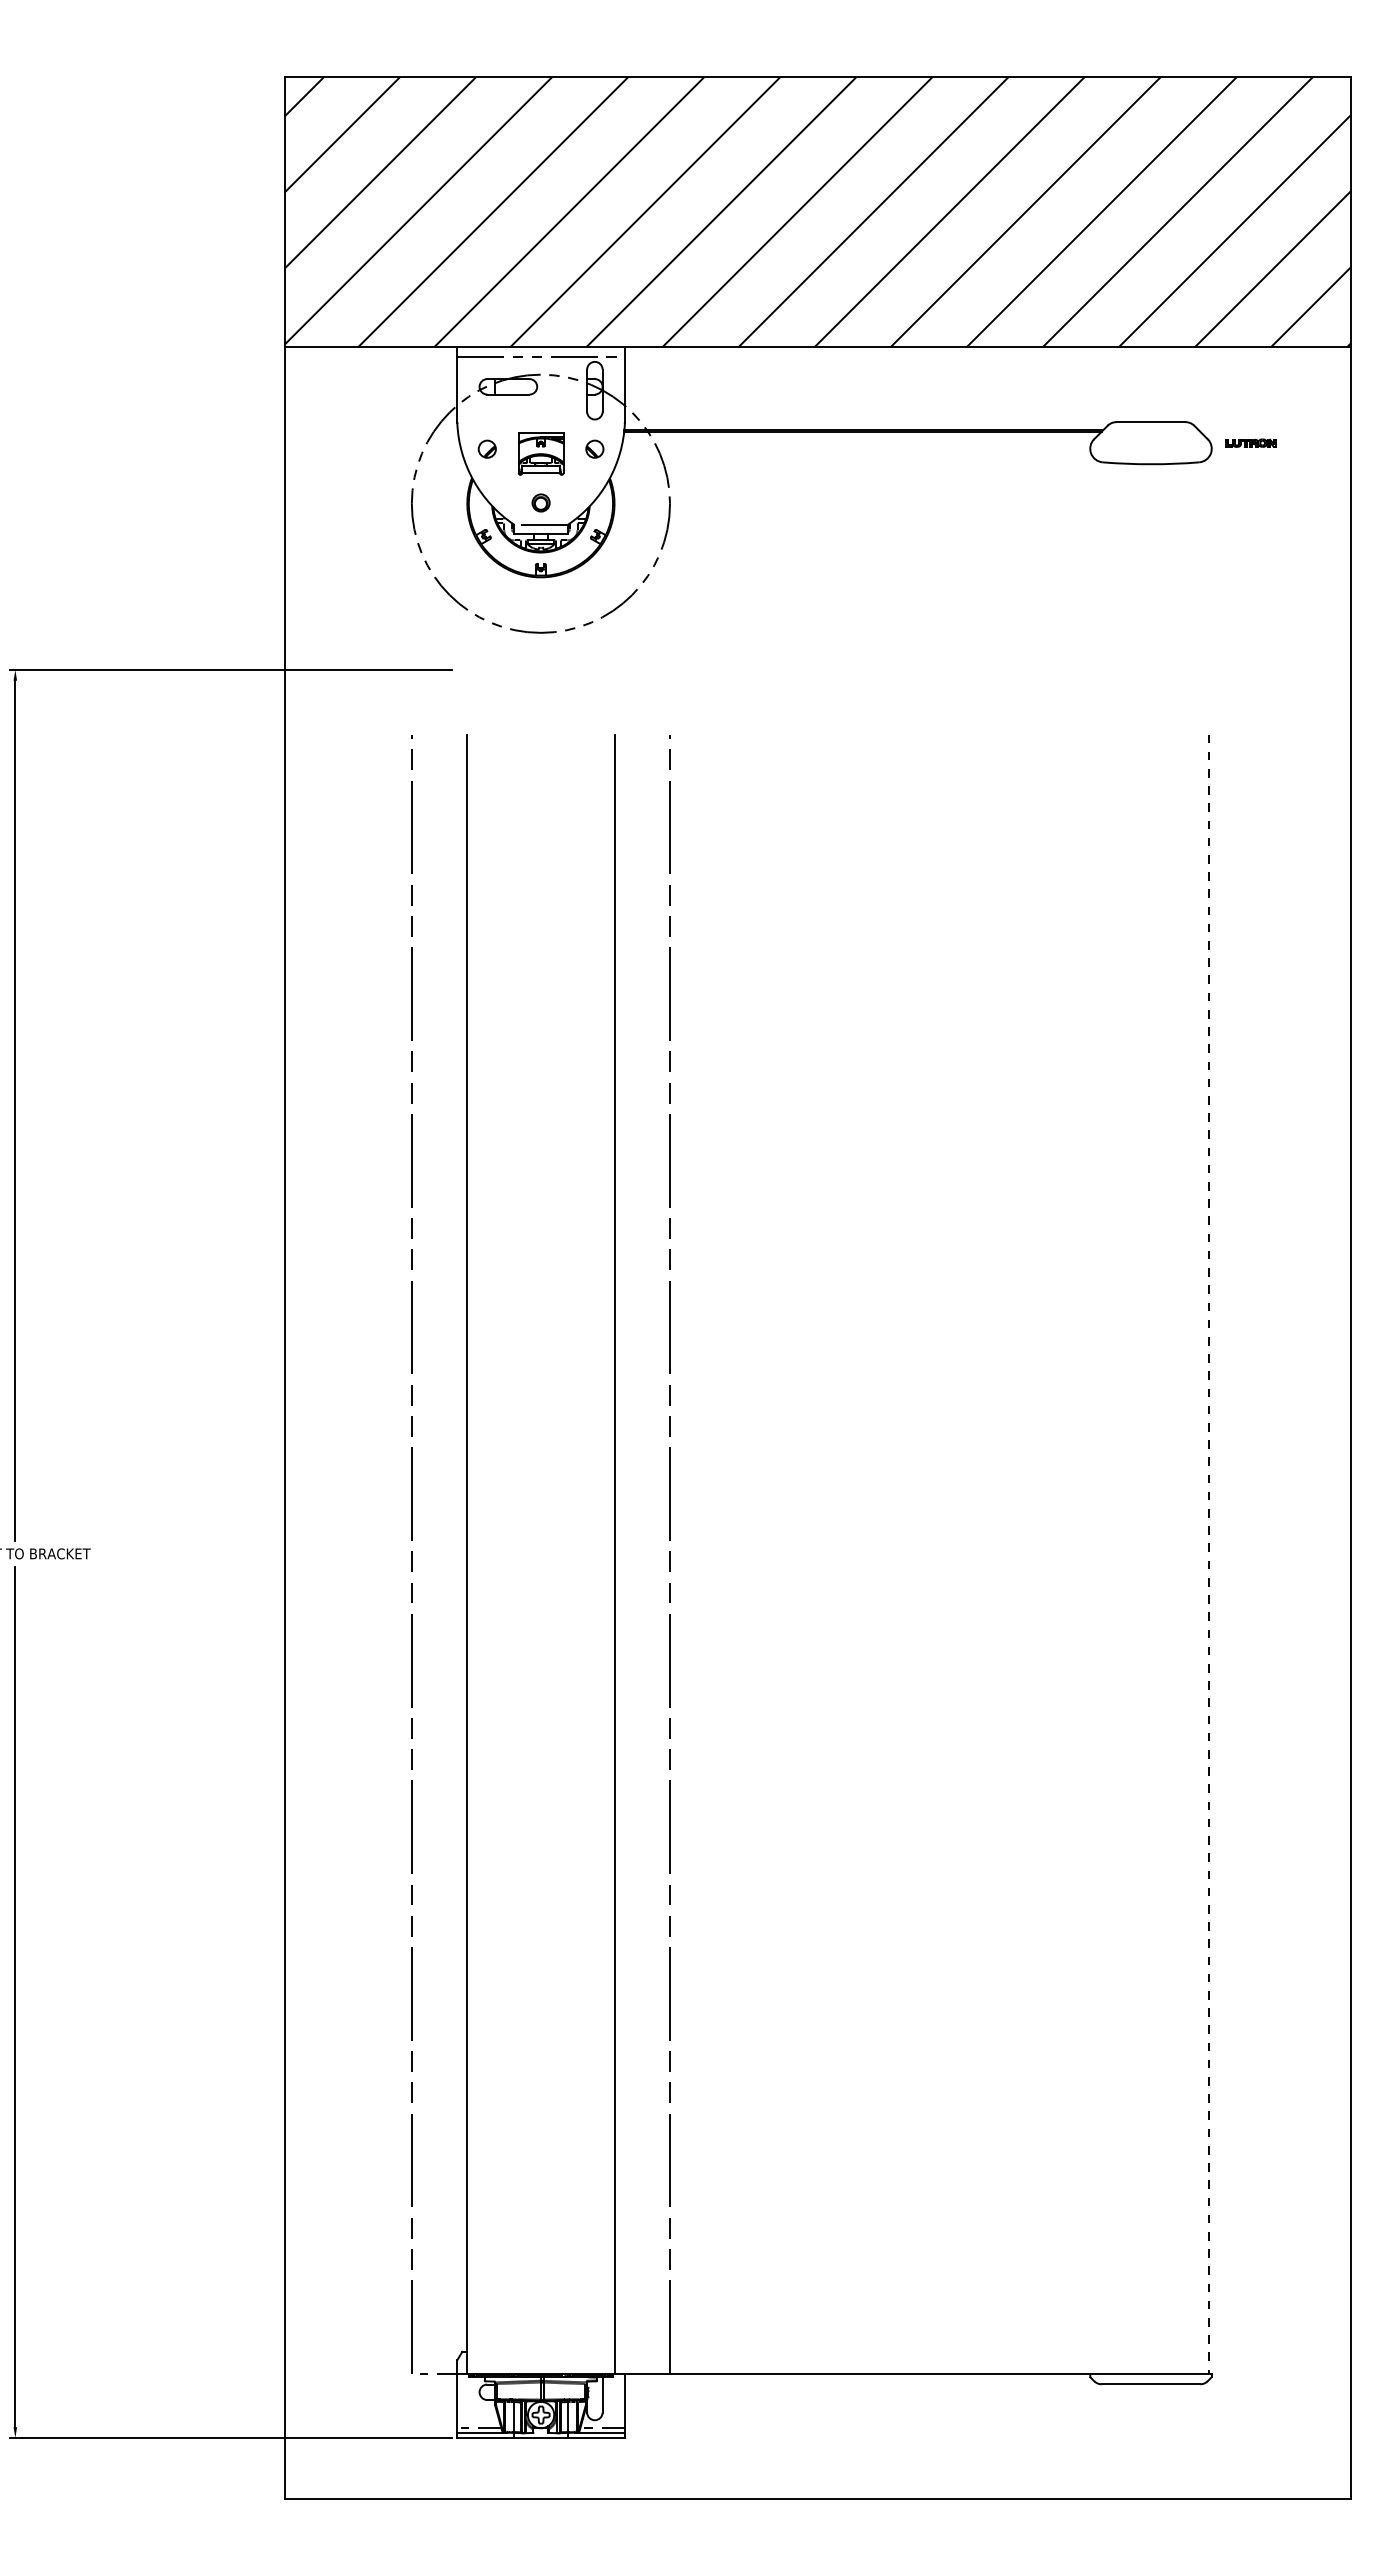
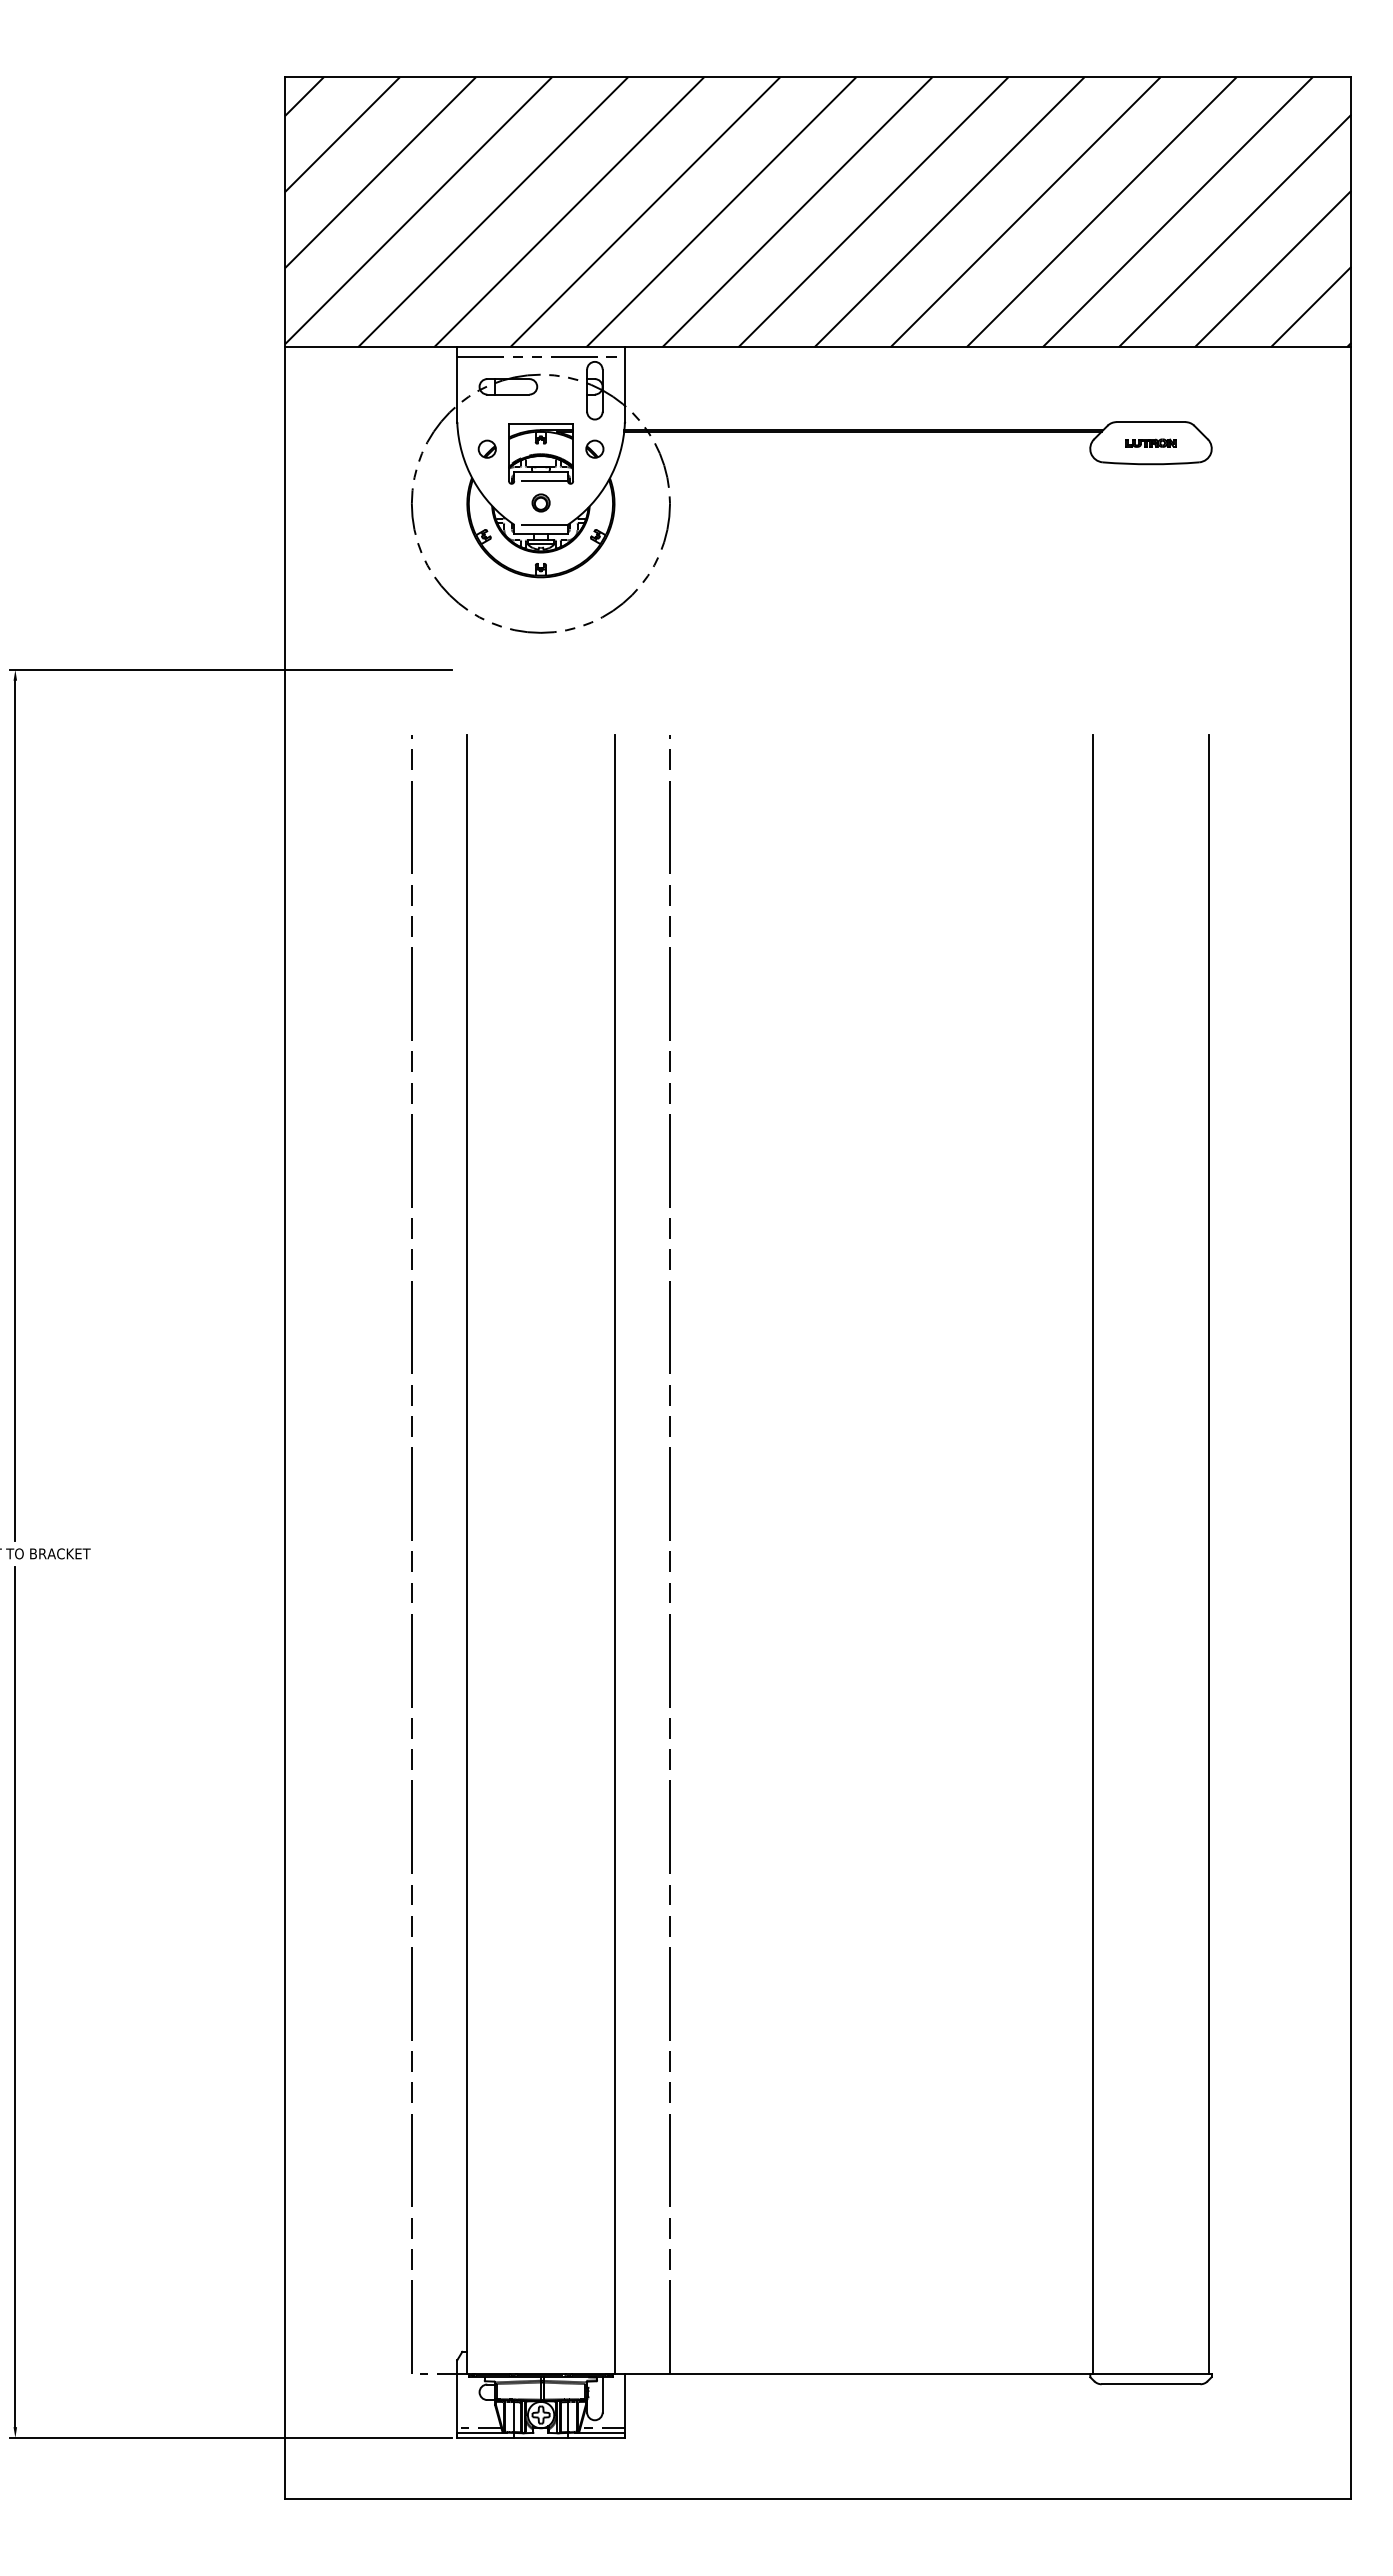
part position: (1250, 442) -> (1150, 442) (1150, 442)
part size: 48x44 px -> 66x62 px (540, 453)
line: none -> present (1093, 1553)
line: dashed -> solid (1208, 1554)
